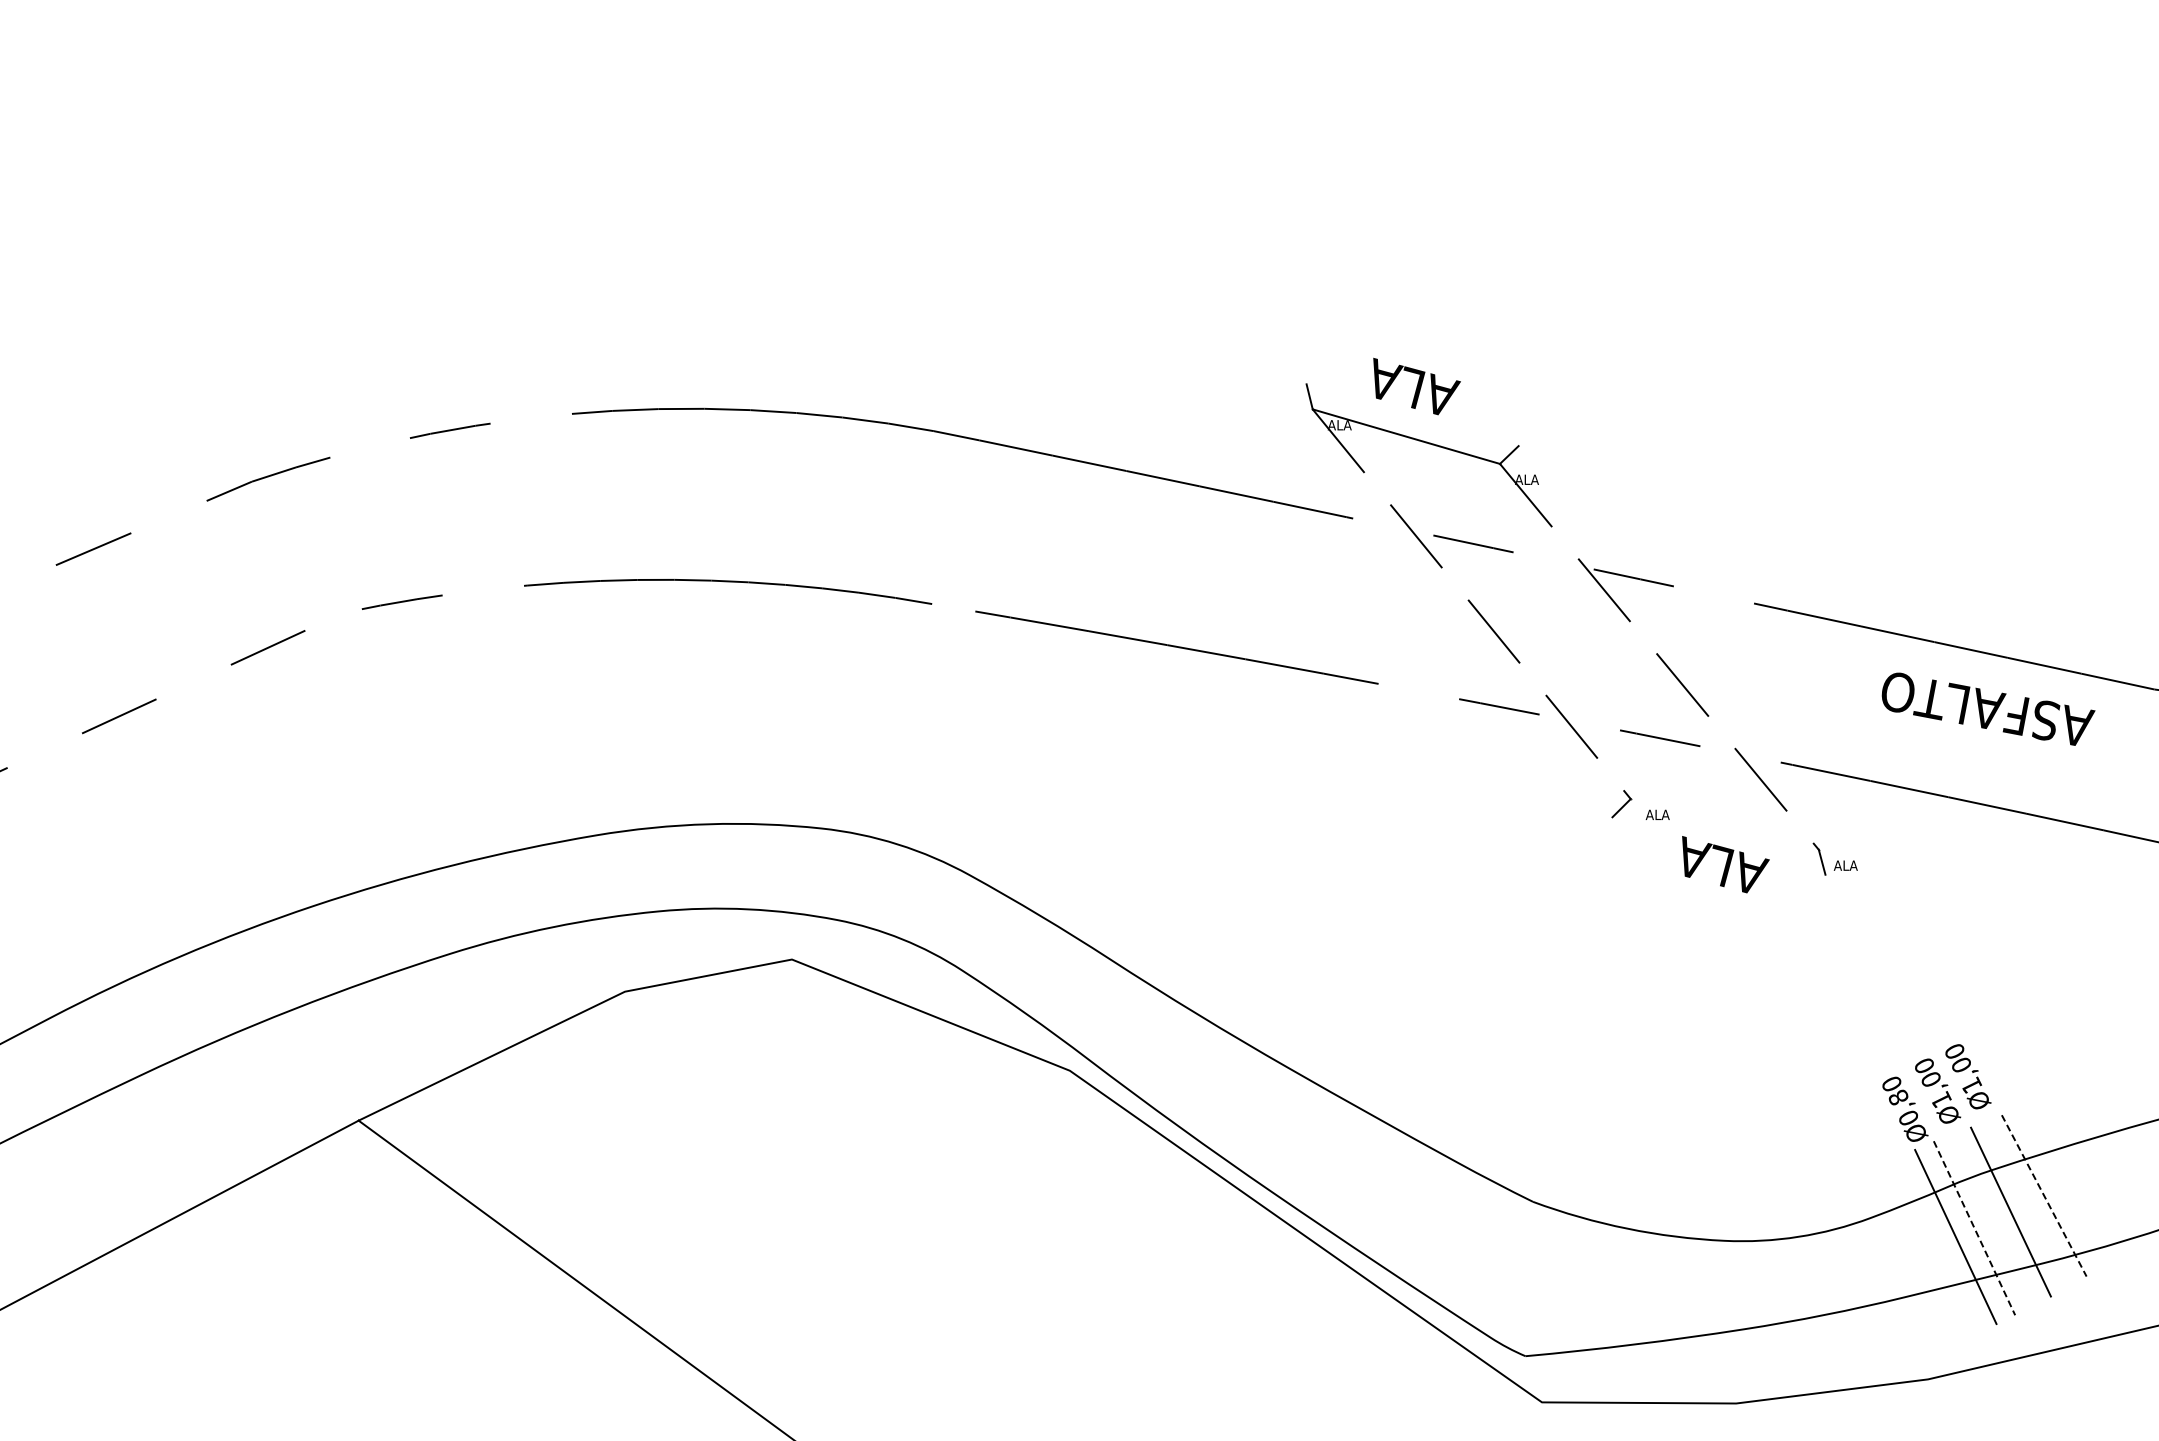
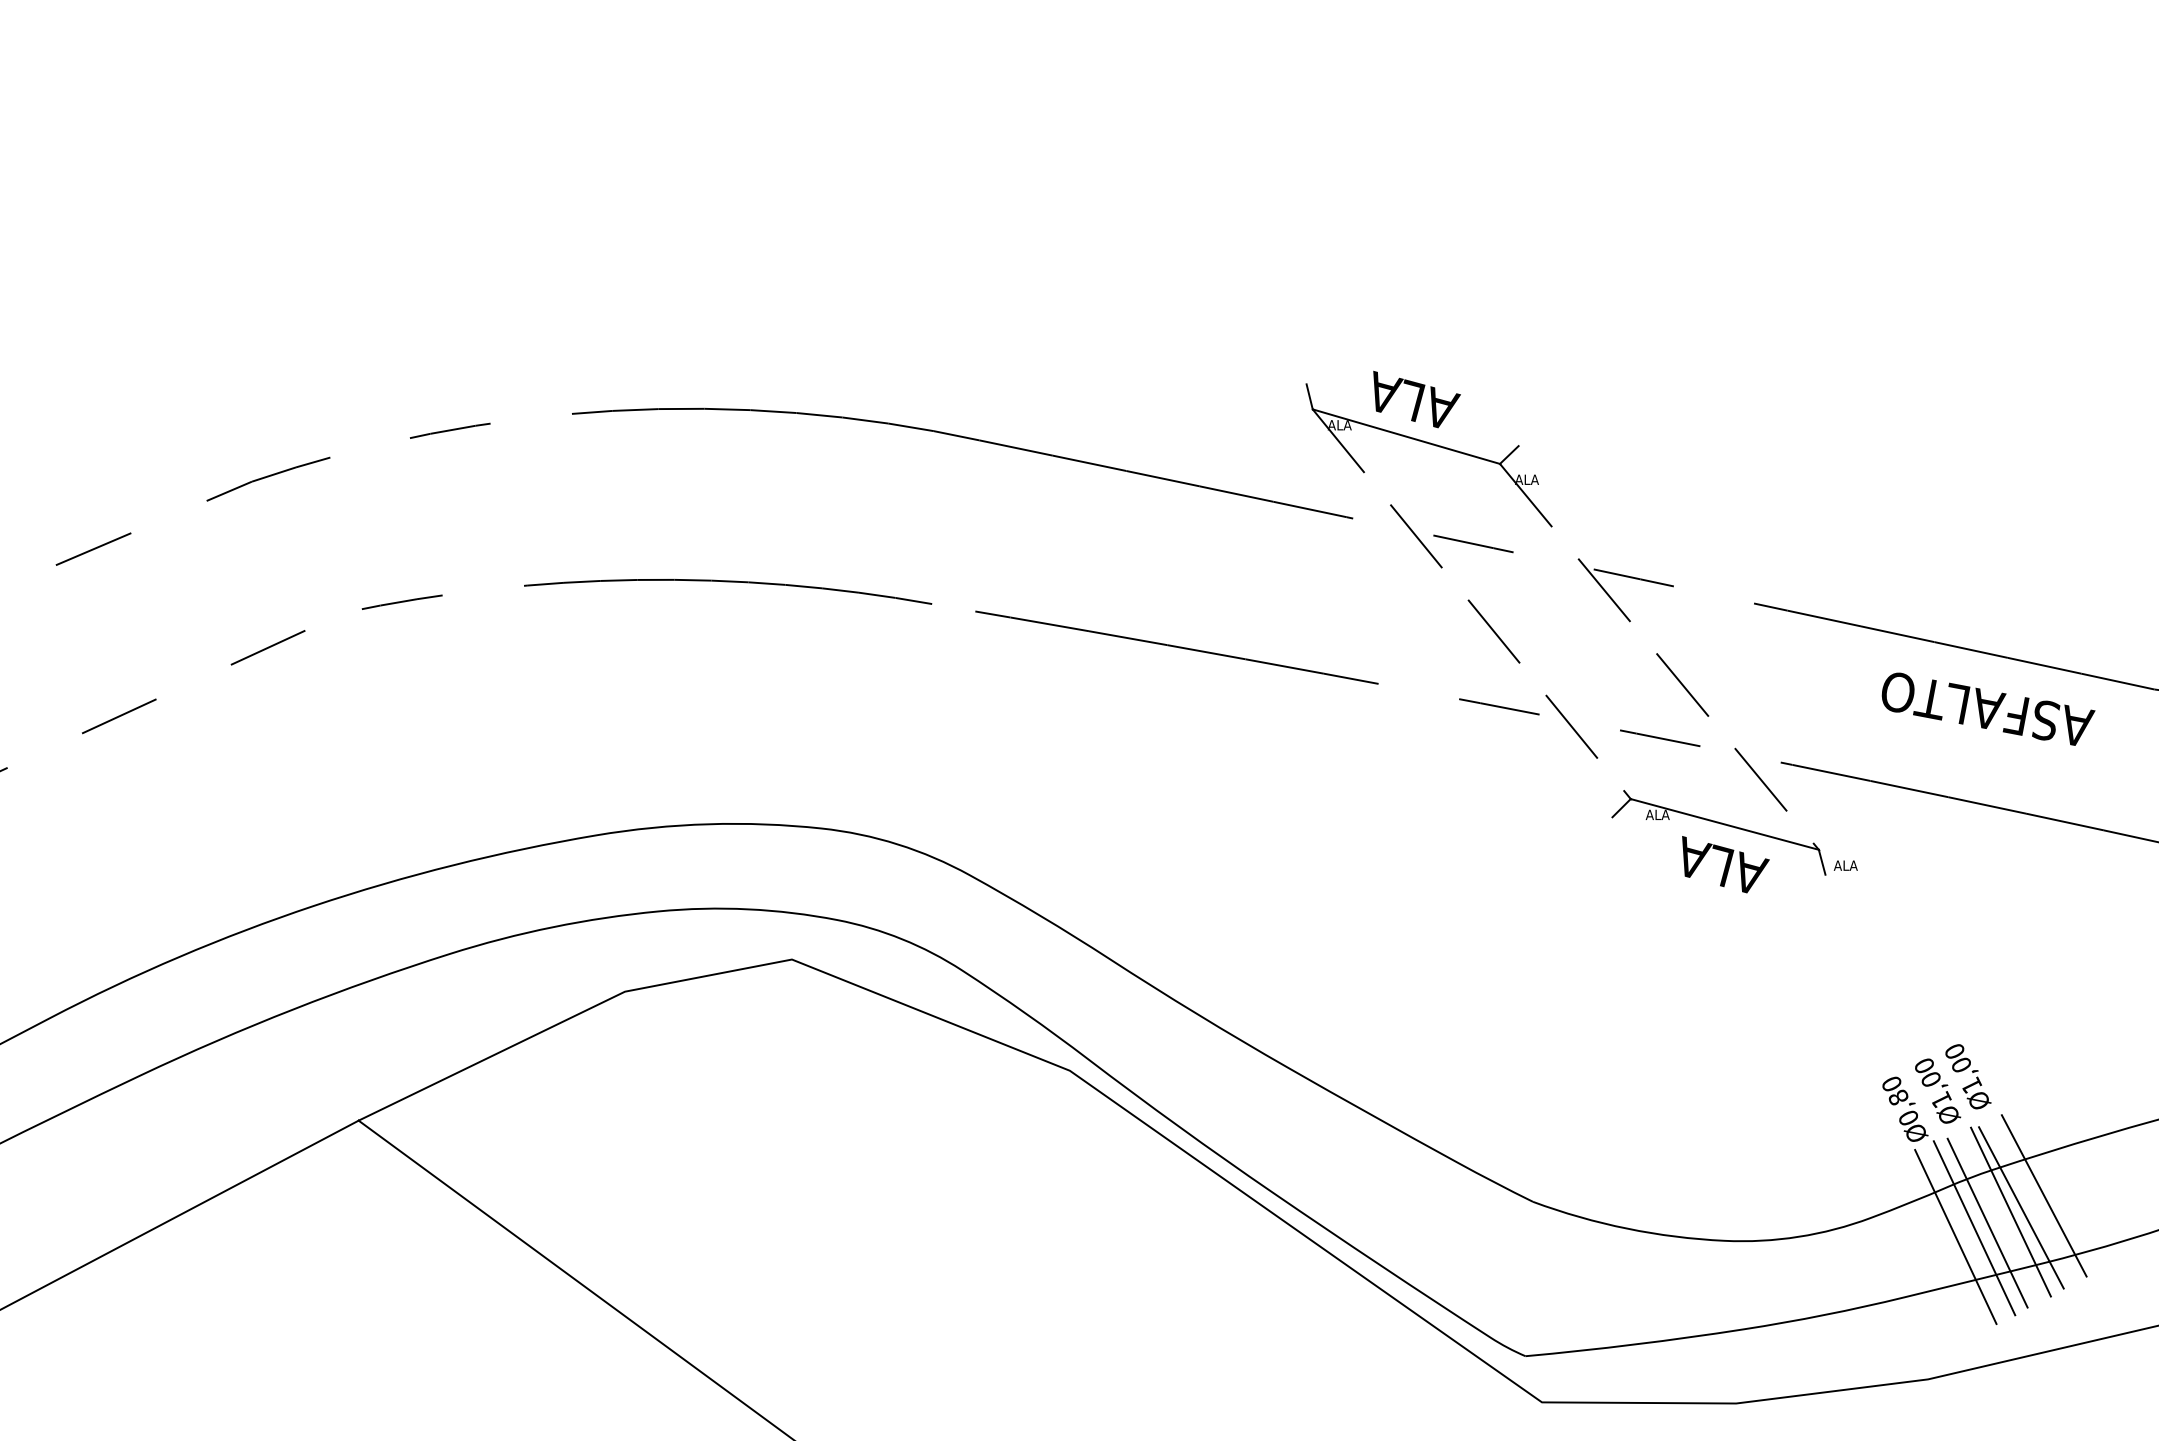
text position: (1416, 386) -> (1416, 399) (1416, 399)
line: none -> present (1724, 824)
line: dashed -> solid (2044, 1196)
line: none -> present (2021, 1207)
line: none -> present (1987, 1222)
line: dashed -> solid (1974, 1228)
